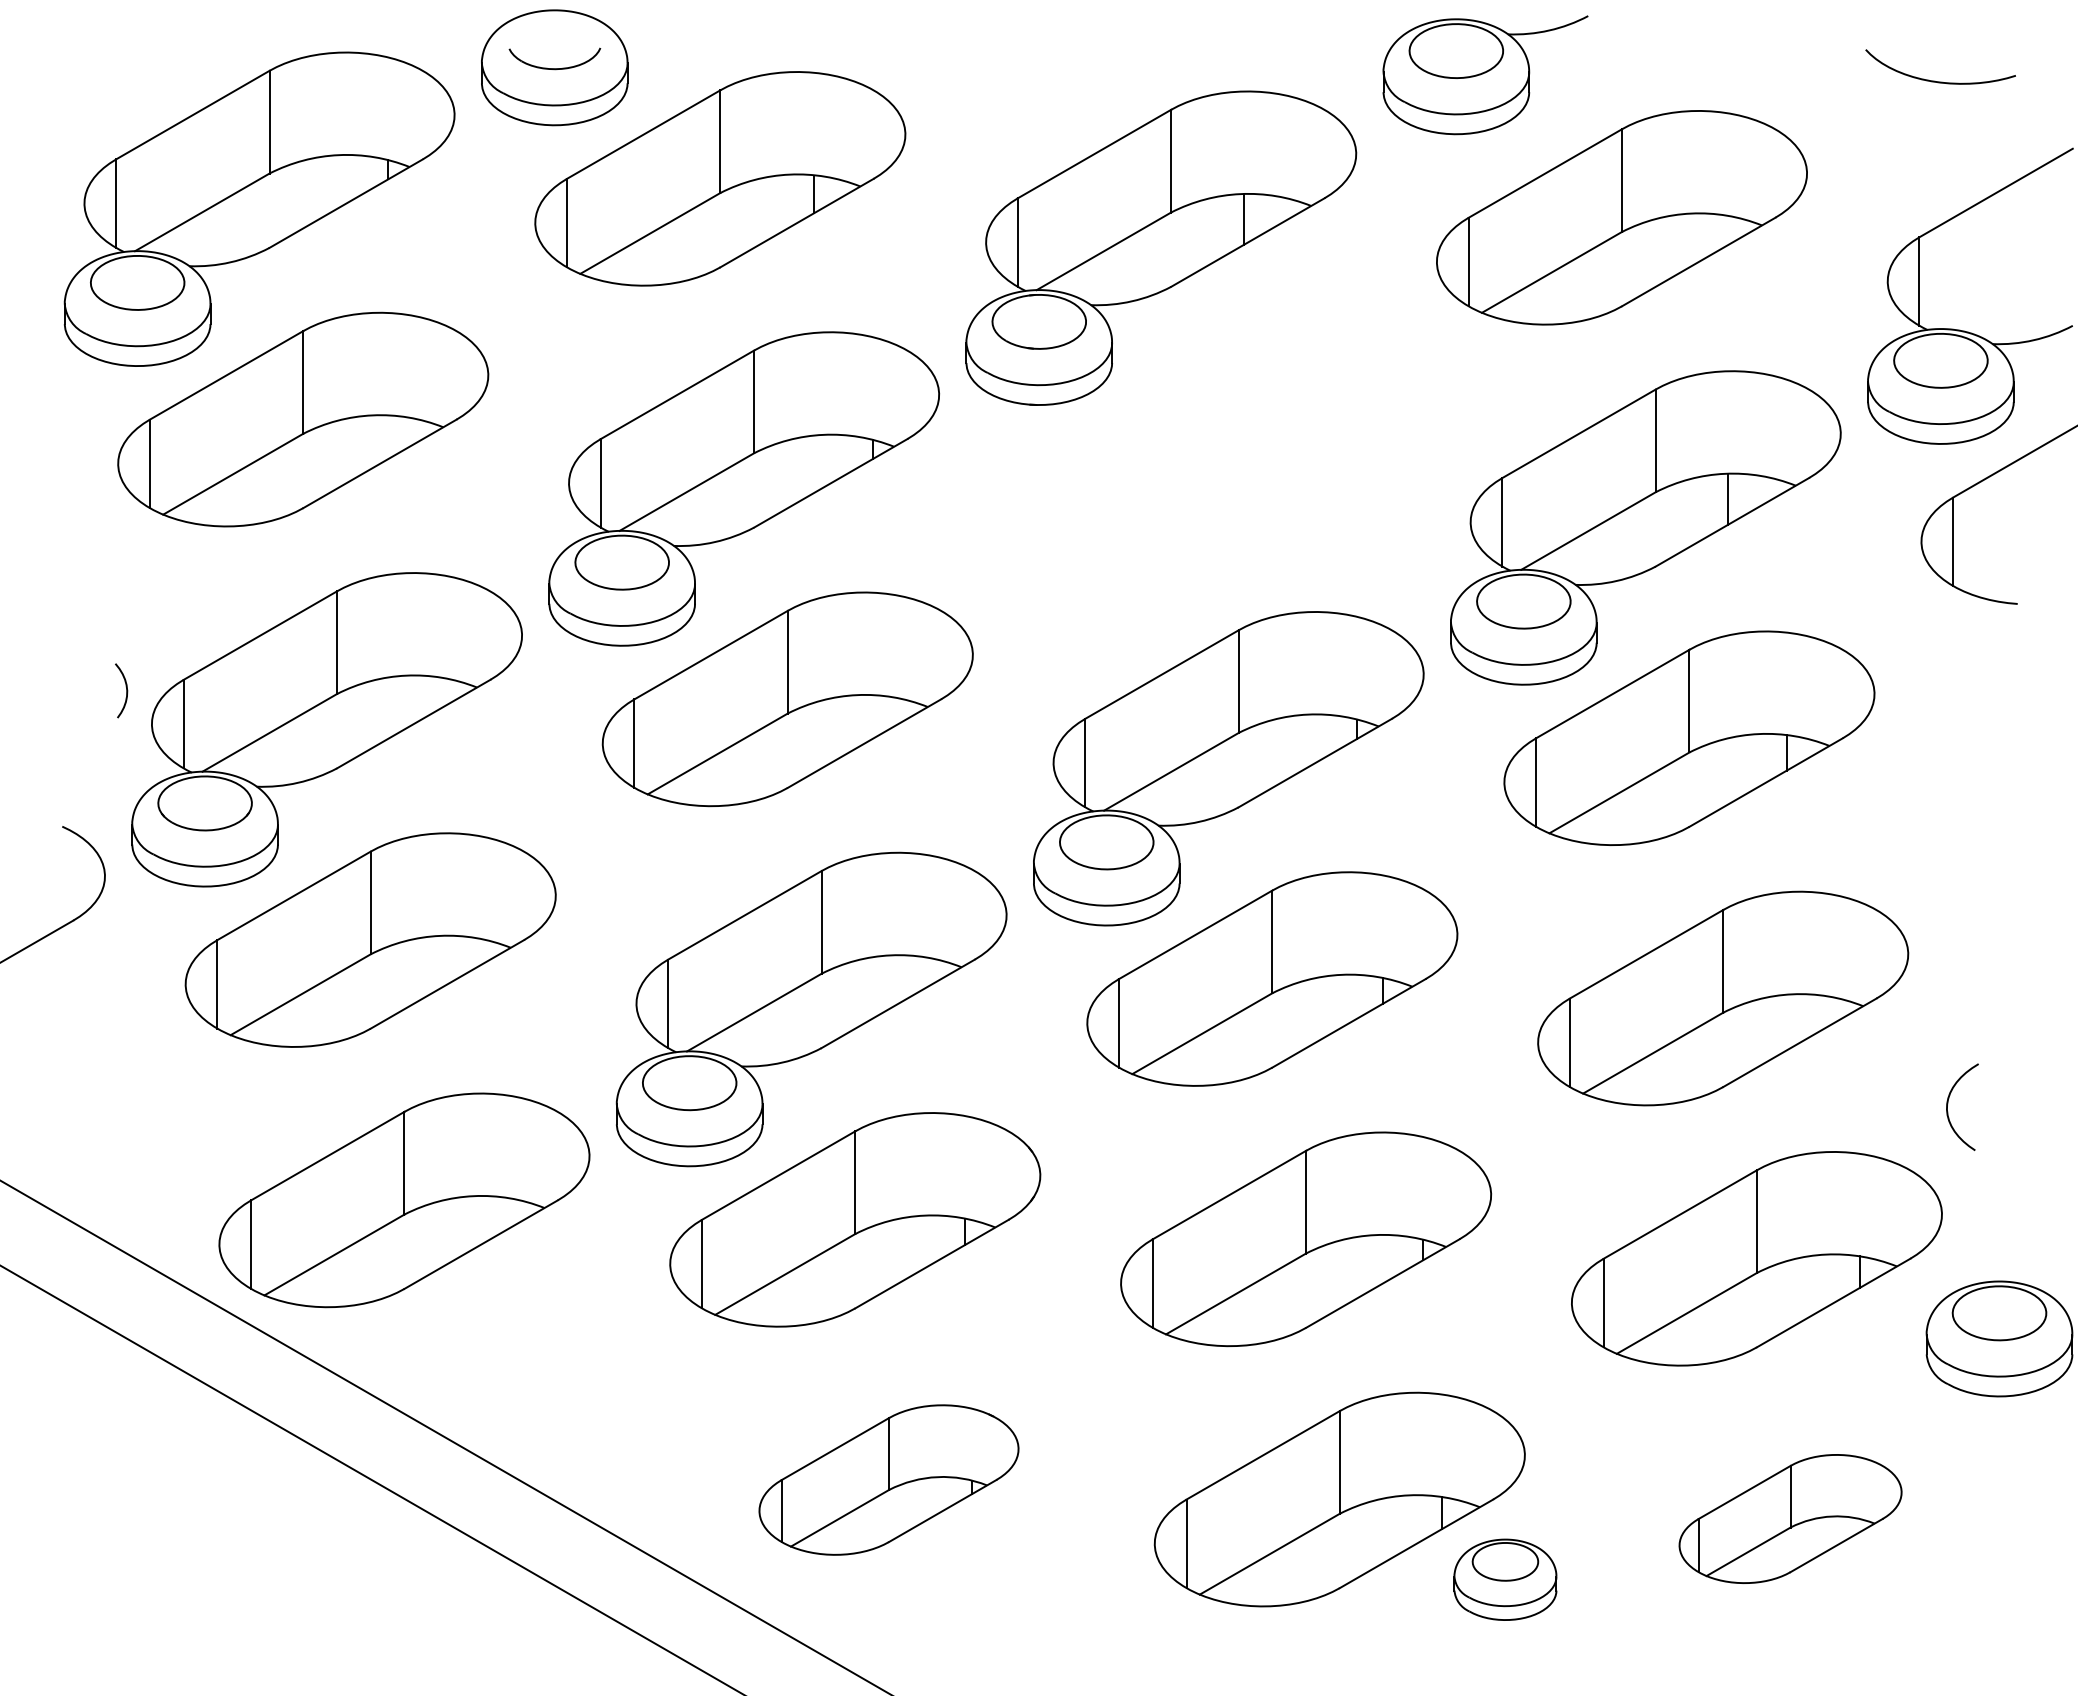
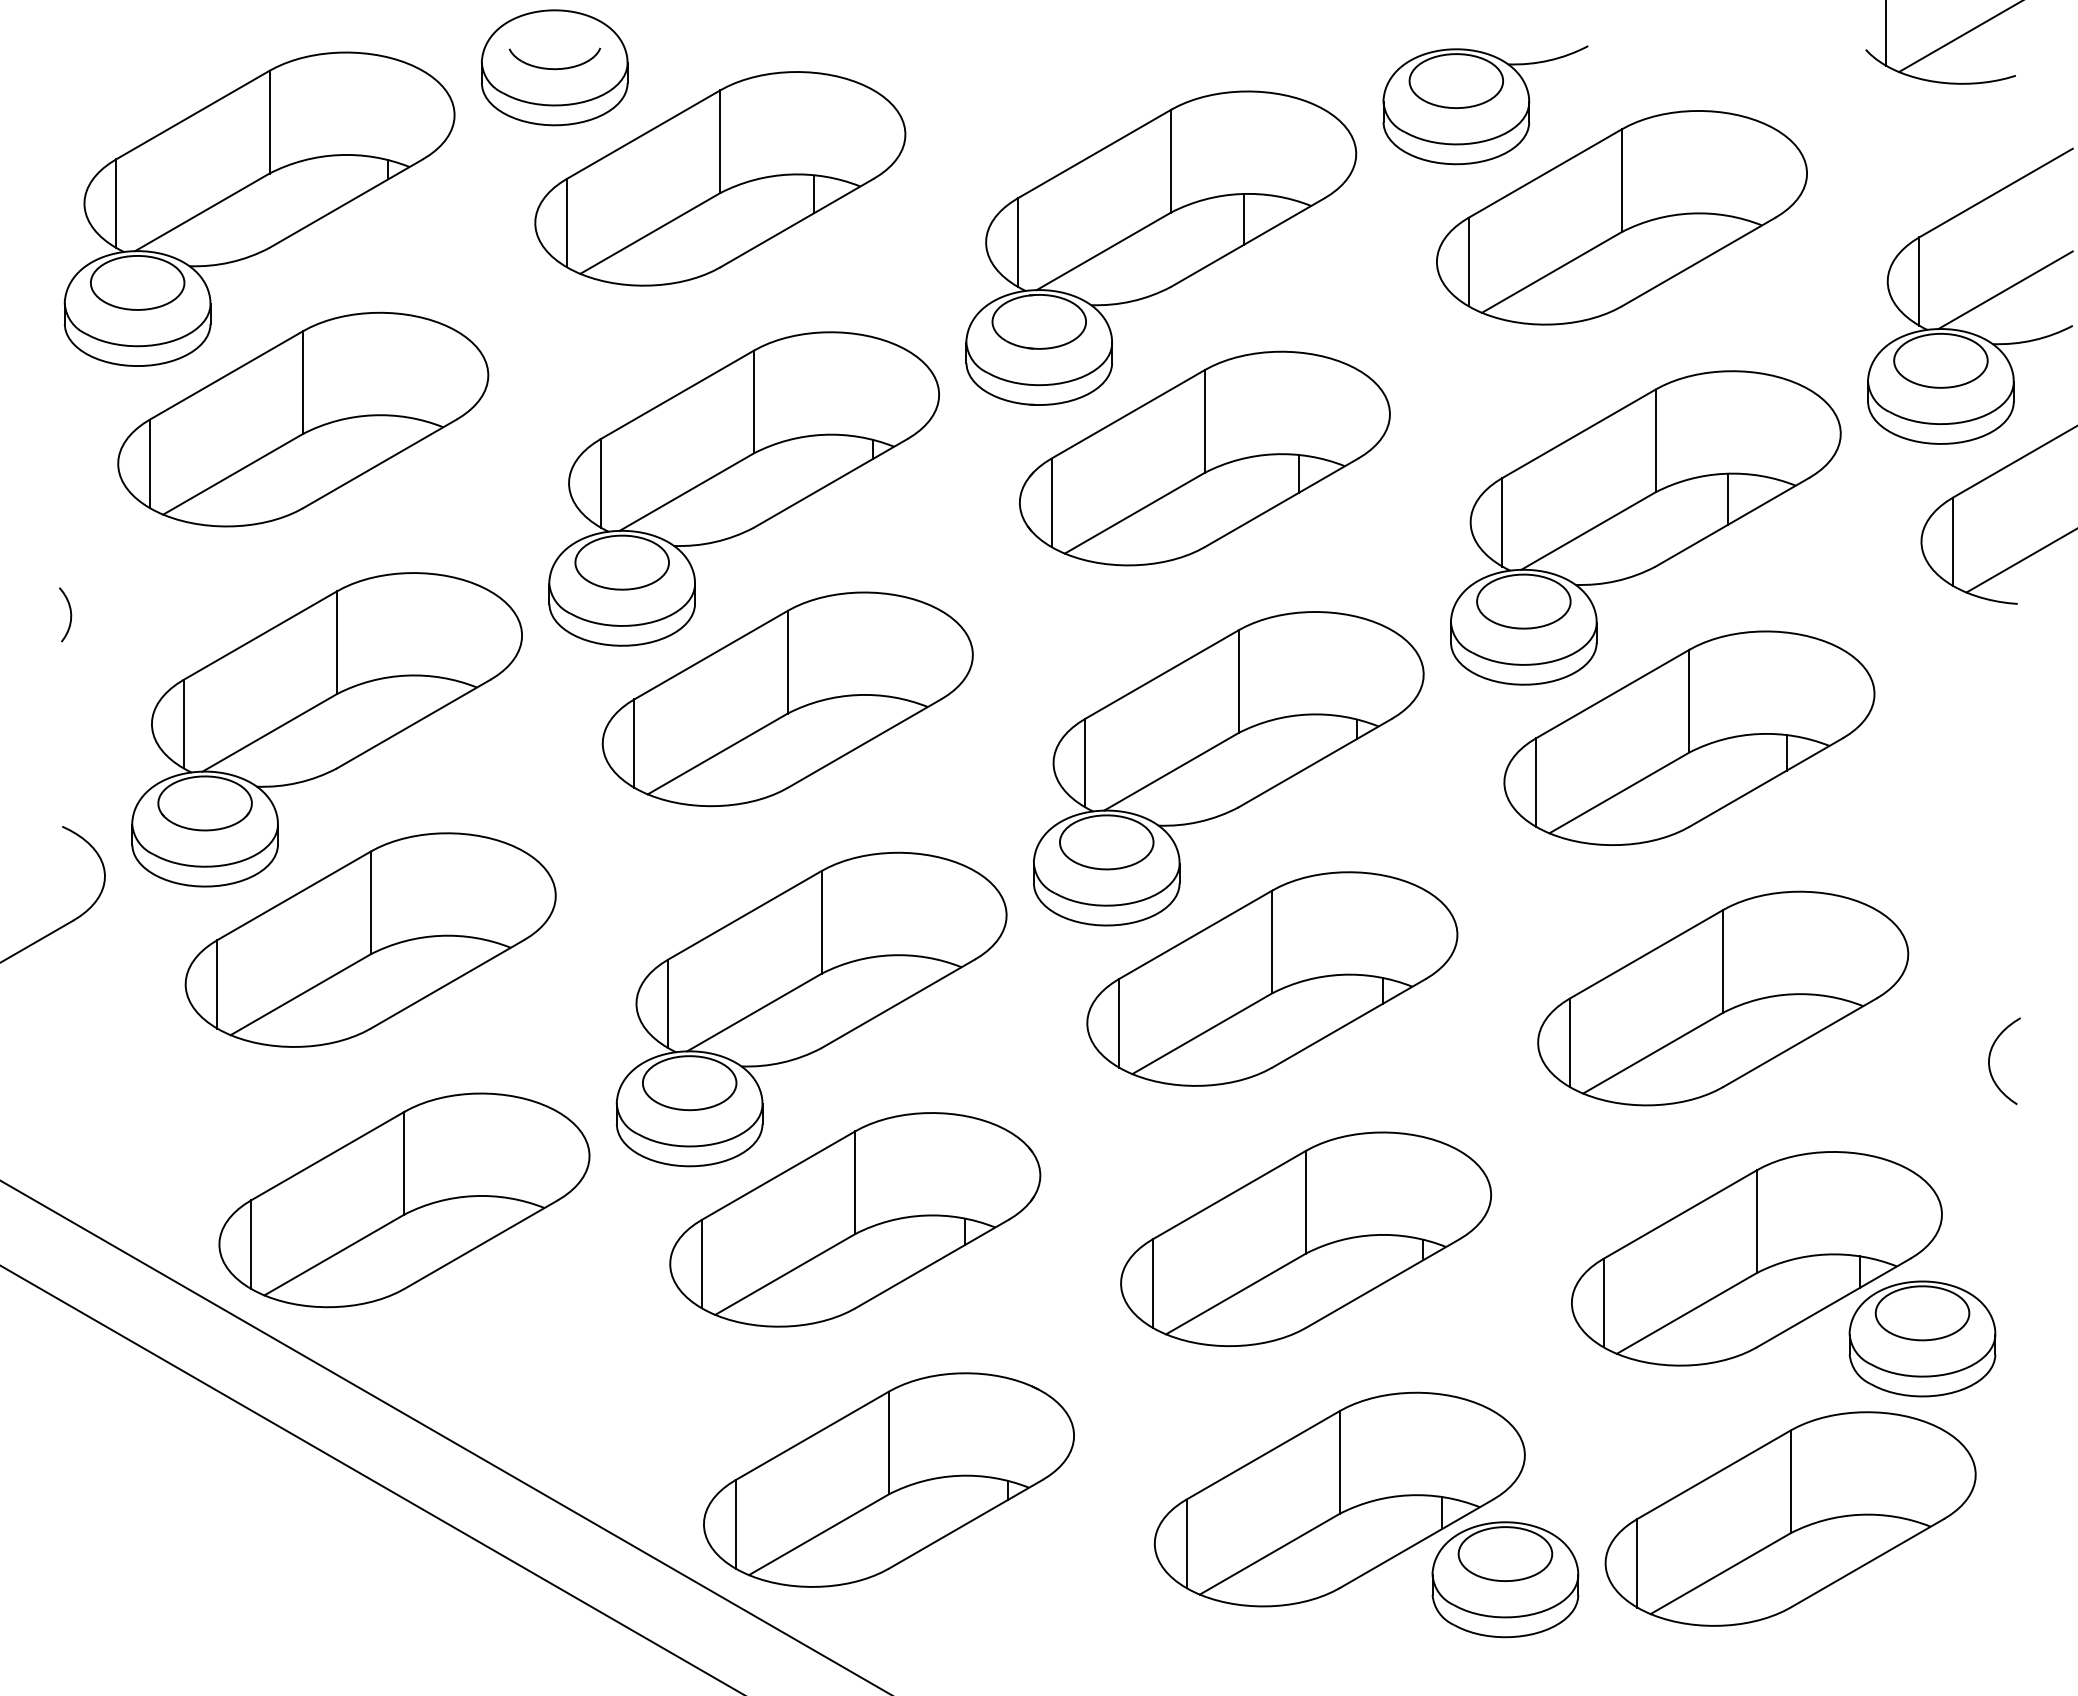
line: none -> present (1885, 33)
line: none -> present (1959, 37)
part position: (1485, 75) -> (1485, 105) (1485, 105)
line: none -> present (2005, 290)
part: none -> present (1204, 458)
line: none -> present (2020, 561)
curve position: (126, 690) -> (70, 614) (70, 614)
curve position: (1948, 1104) -> (1990, 1058) (1990, 1058)
part position: (1999, 1338) -> (1922, 1338) (1922, 1338)
part size: 262x152 px -> 372x216 px (888, 1479)
part size: 225x130 px -> 373x216 px (1790, 1518)
part size: 105x83 px -> 149x118 px (1505, 1579)
